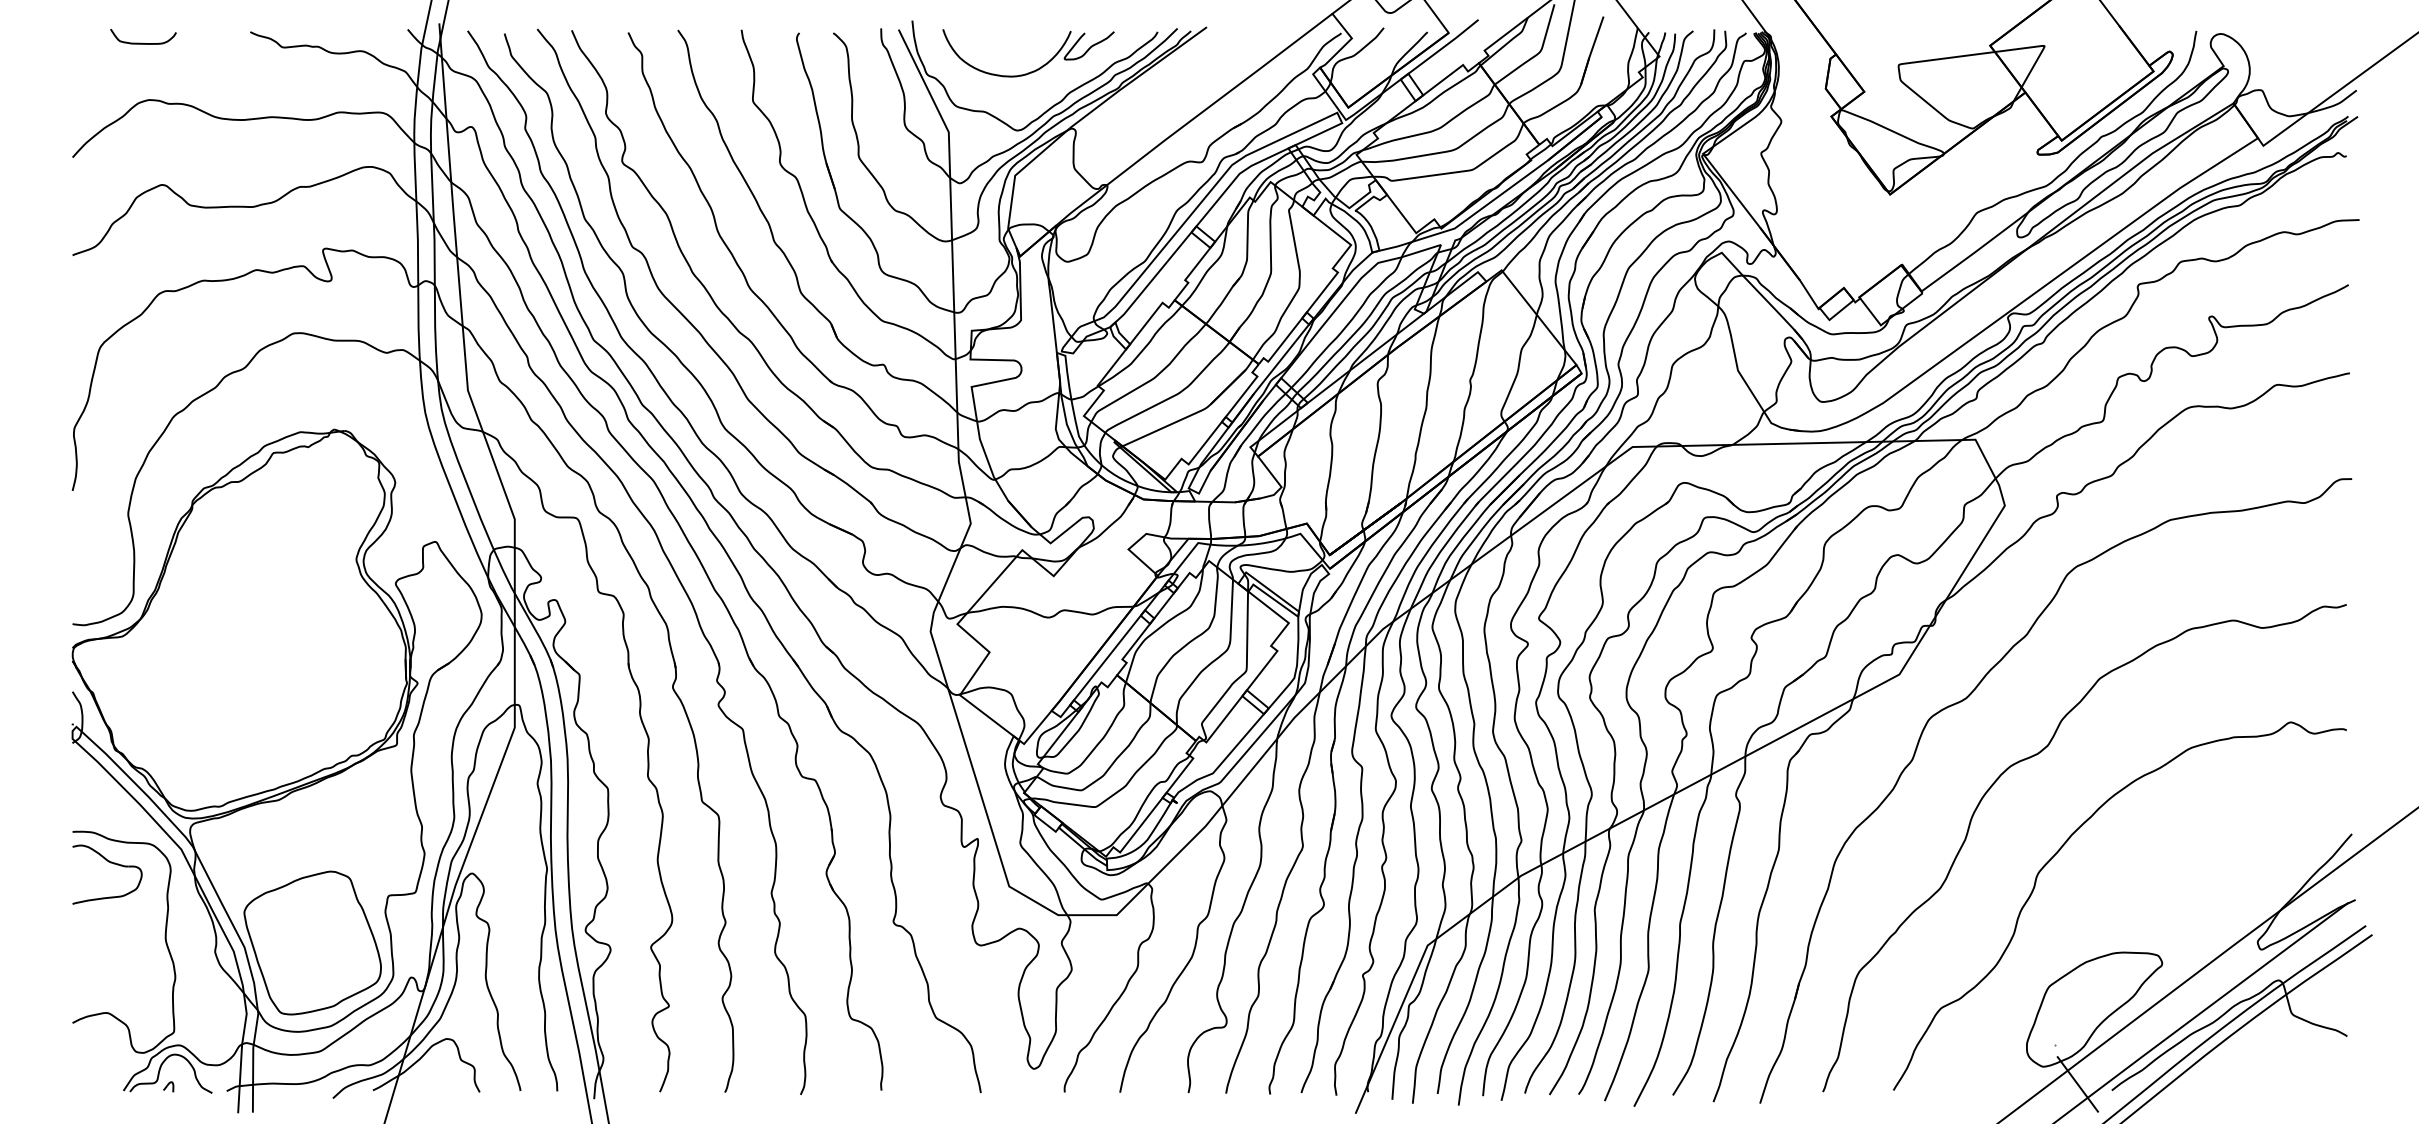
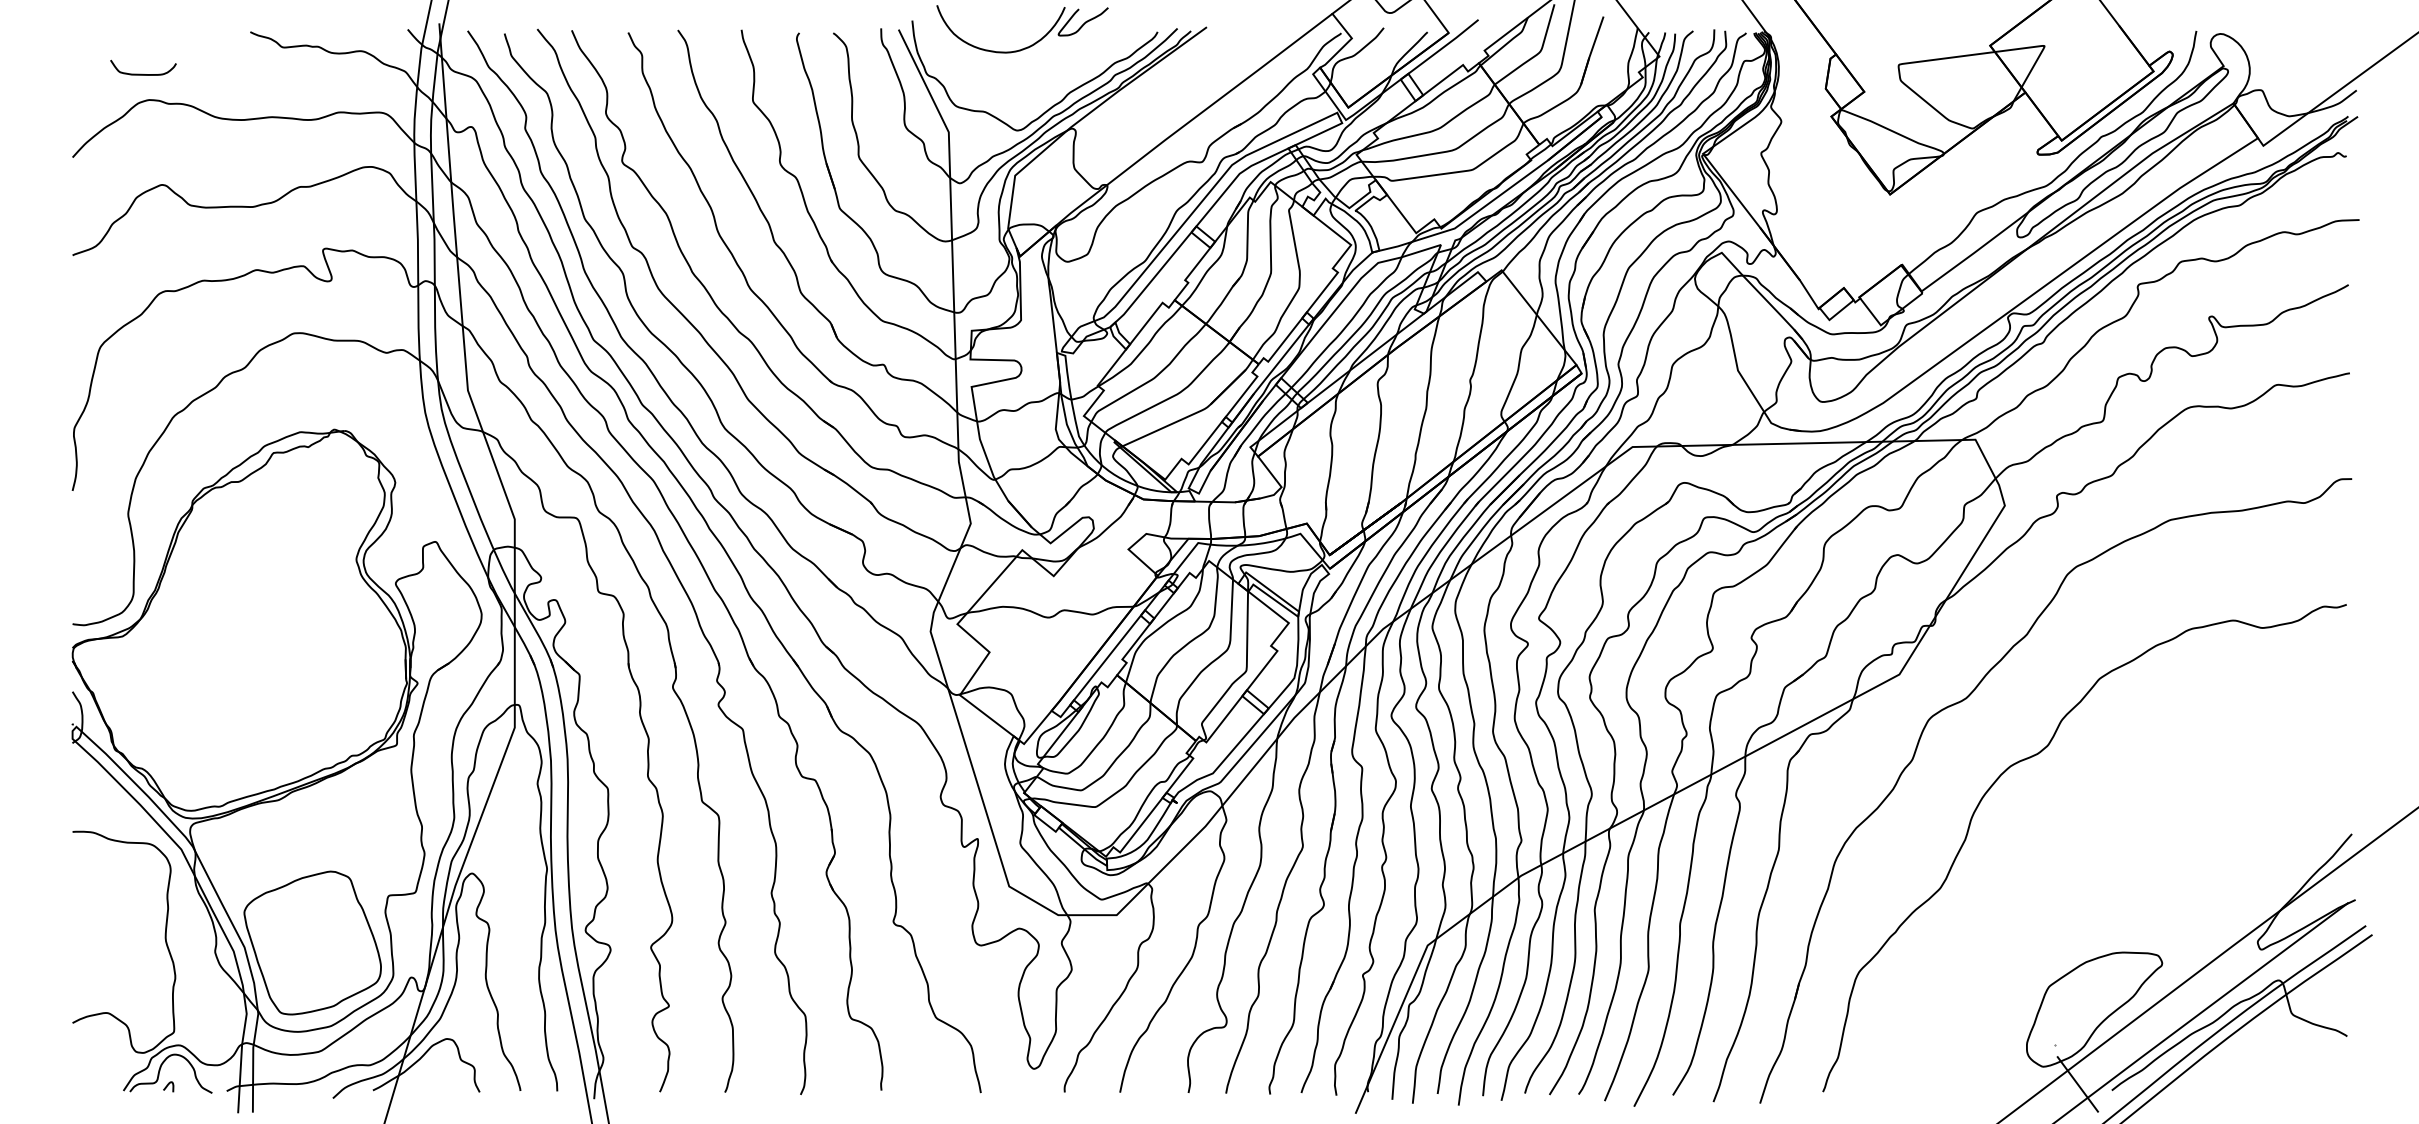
curve position: (142, 42) -> (142, 73) (142, 73)
part position: (1035, 69) -> (1029, 45) (1029, 45)
curve: present -> none (2060, 850)
part: present -> none (110, 863)
